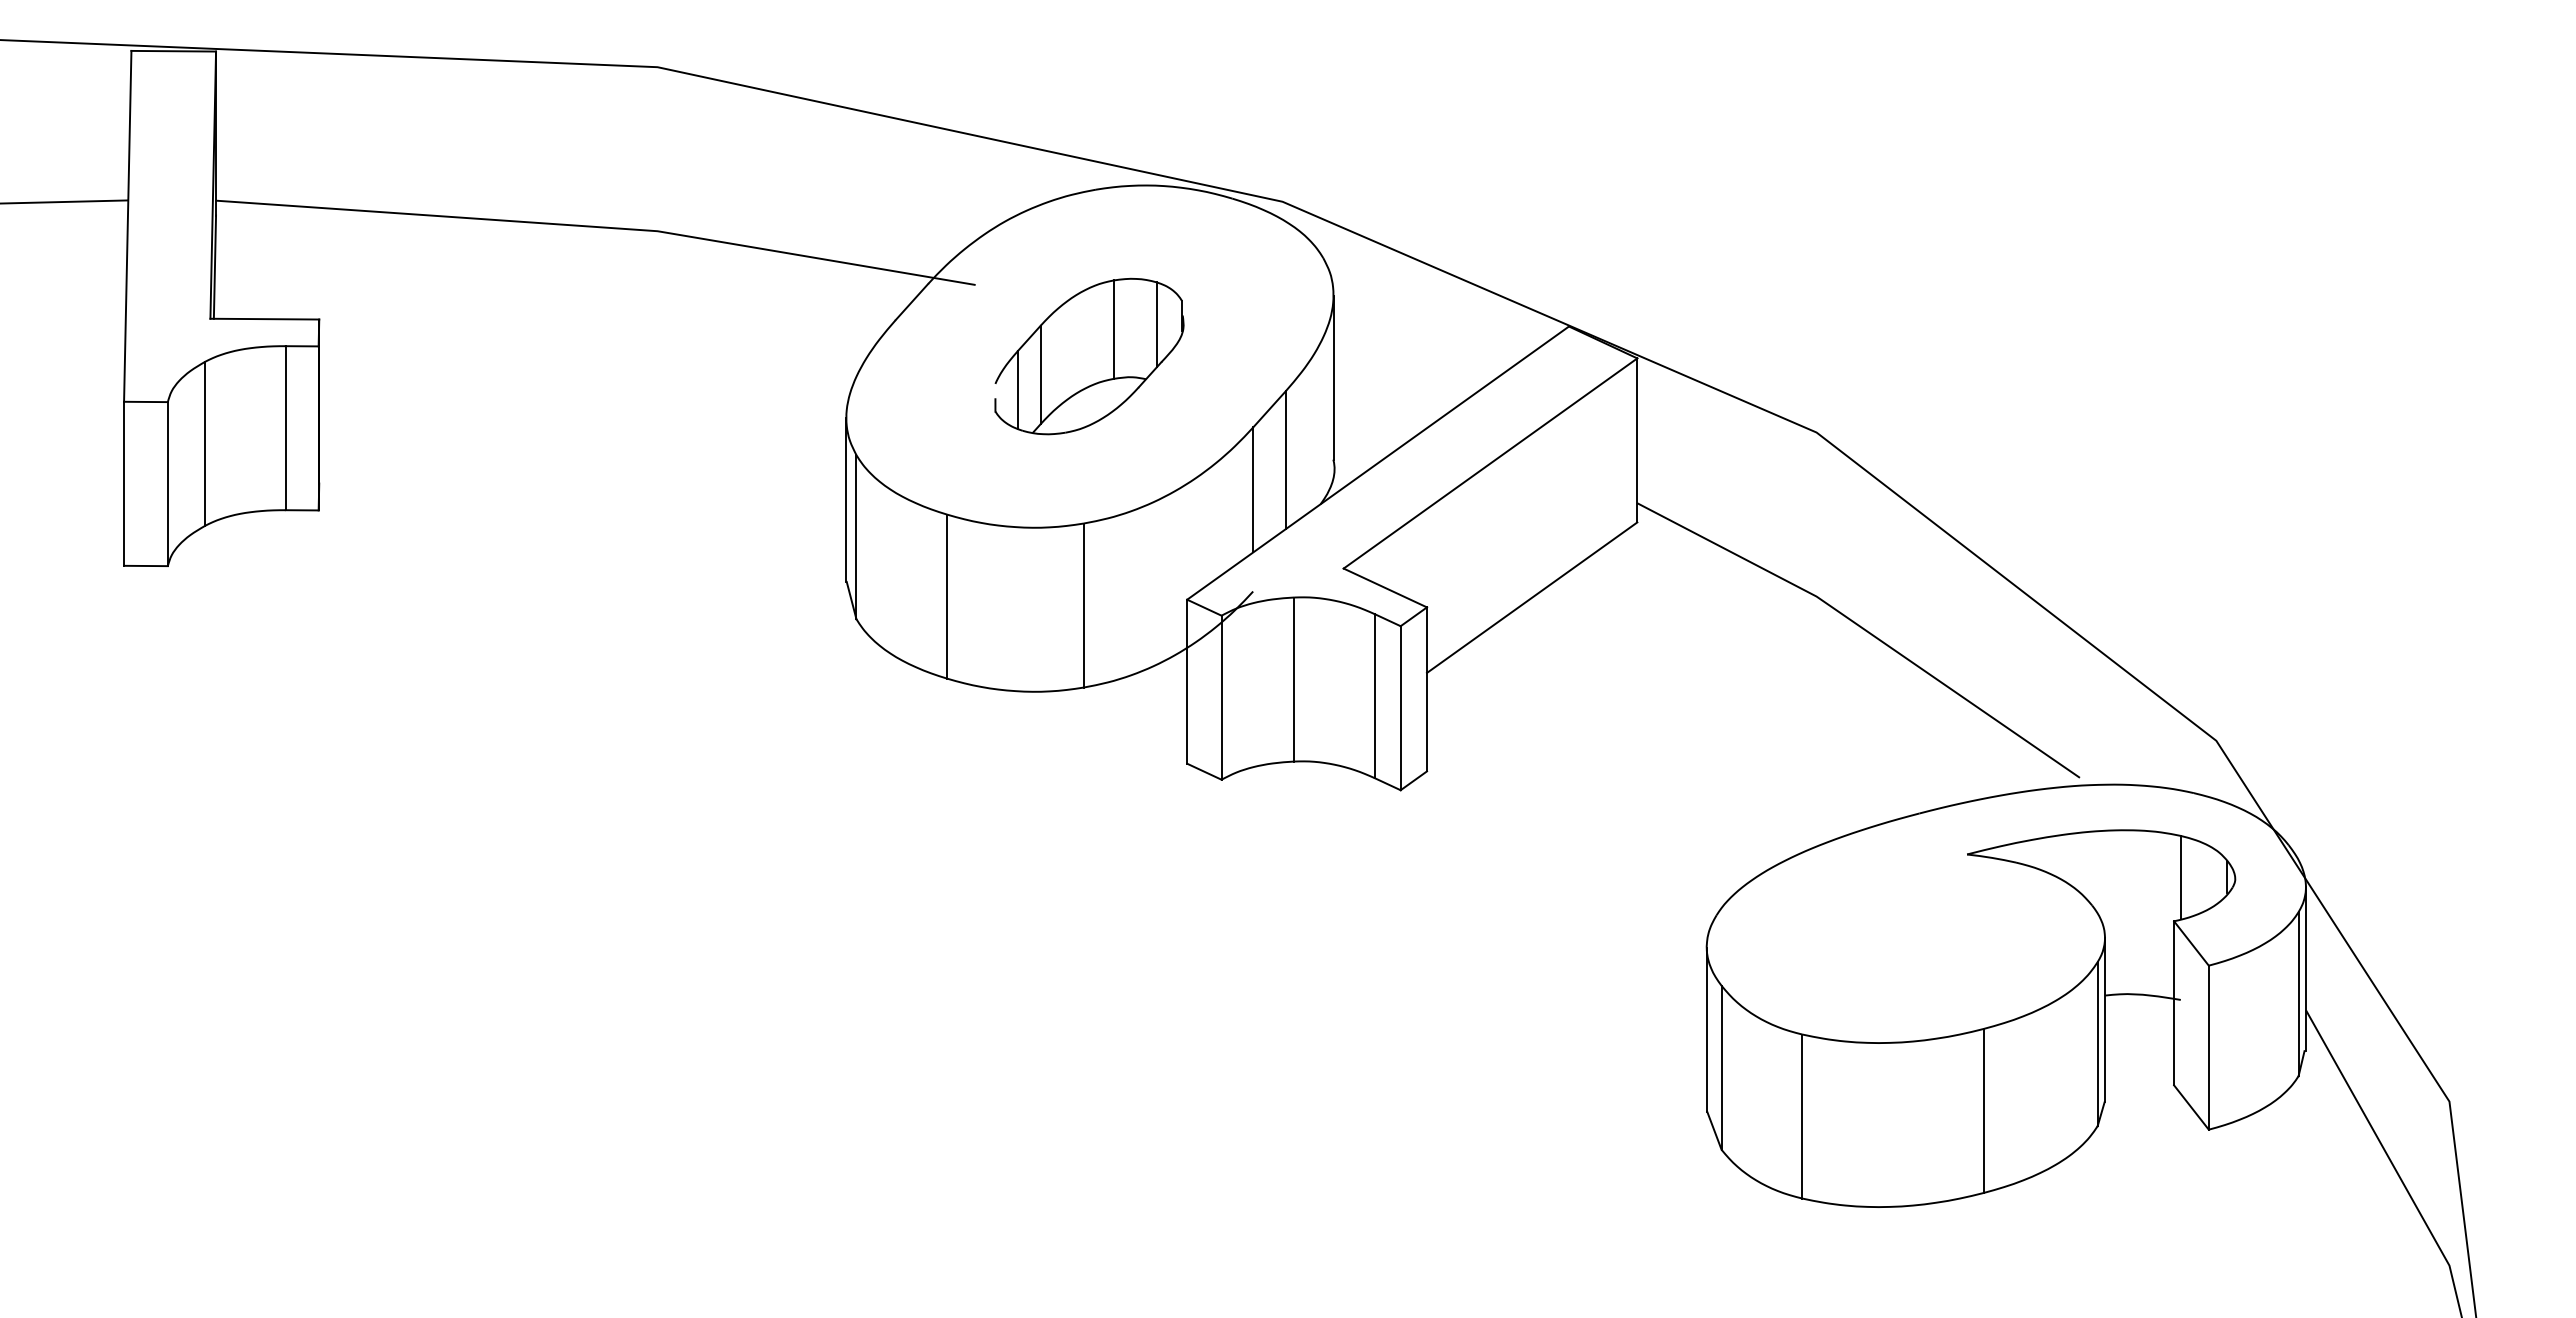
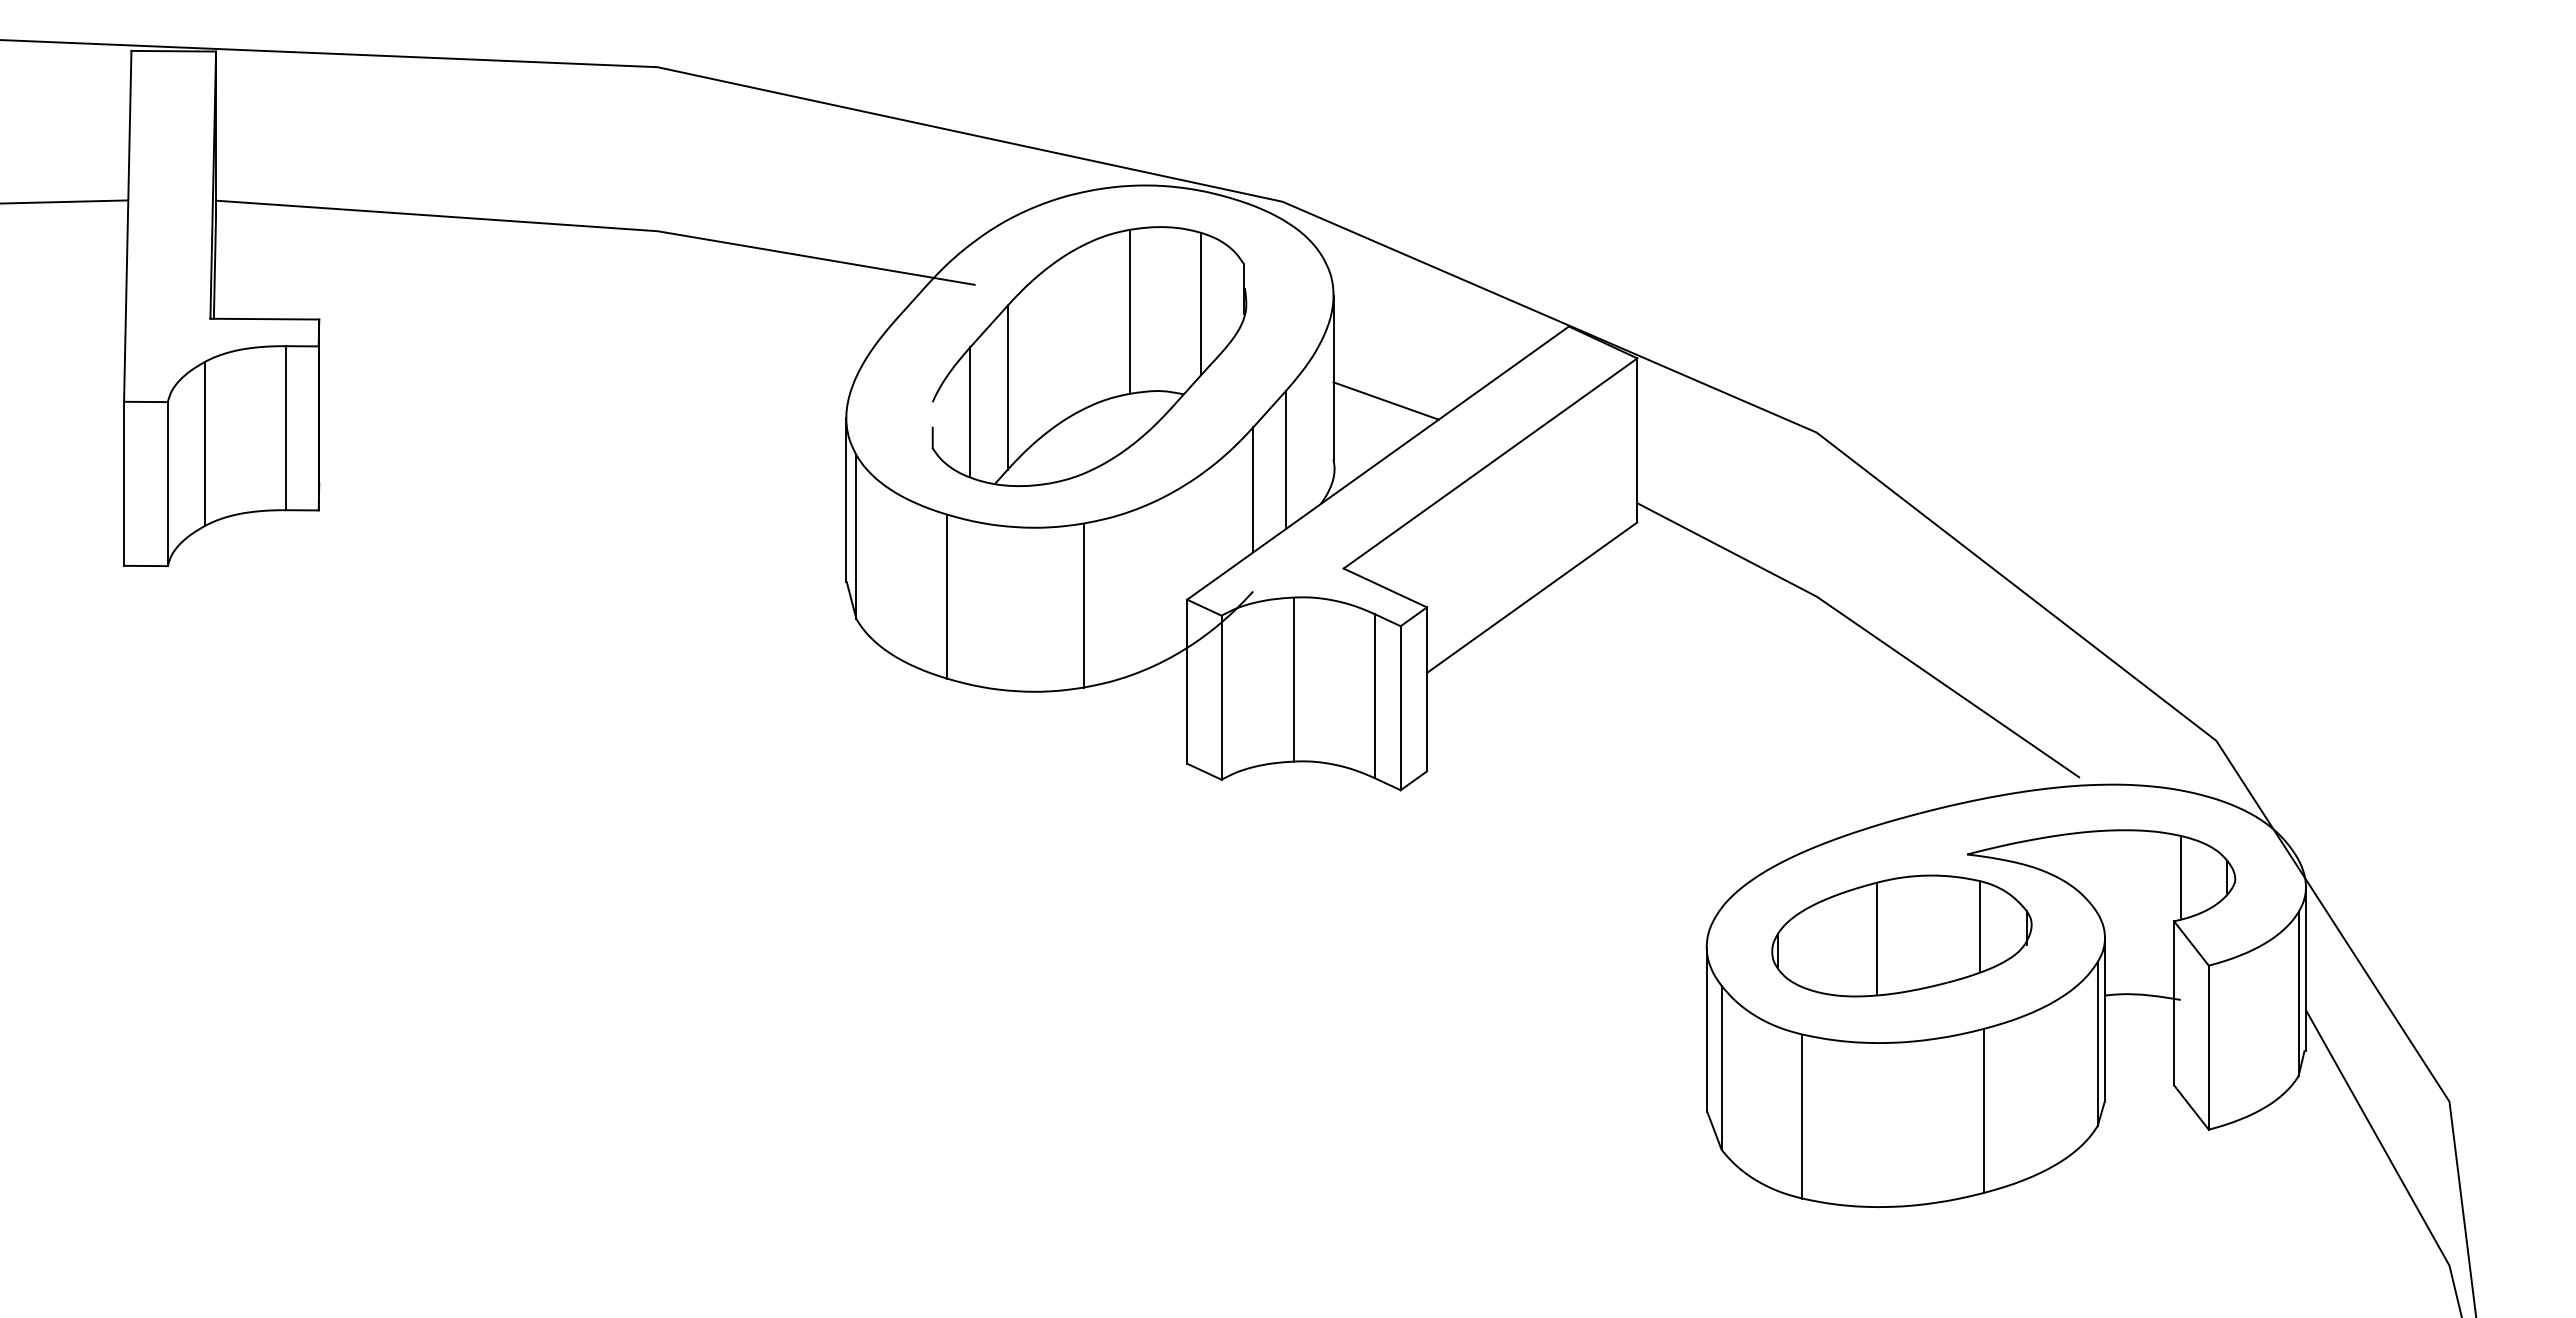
part size: 191x159 px -> 317x261 px (1089, 356)
line: none -> present (1385, 400)
part: none -> present (1901, 935)
